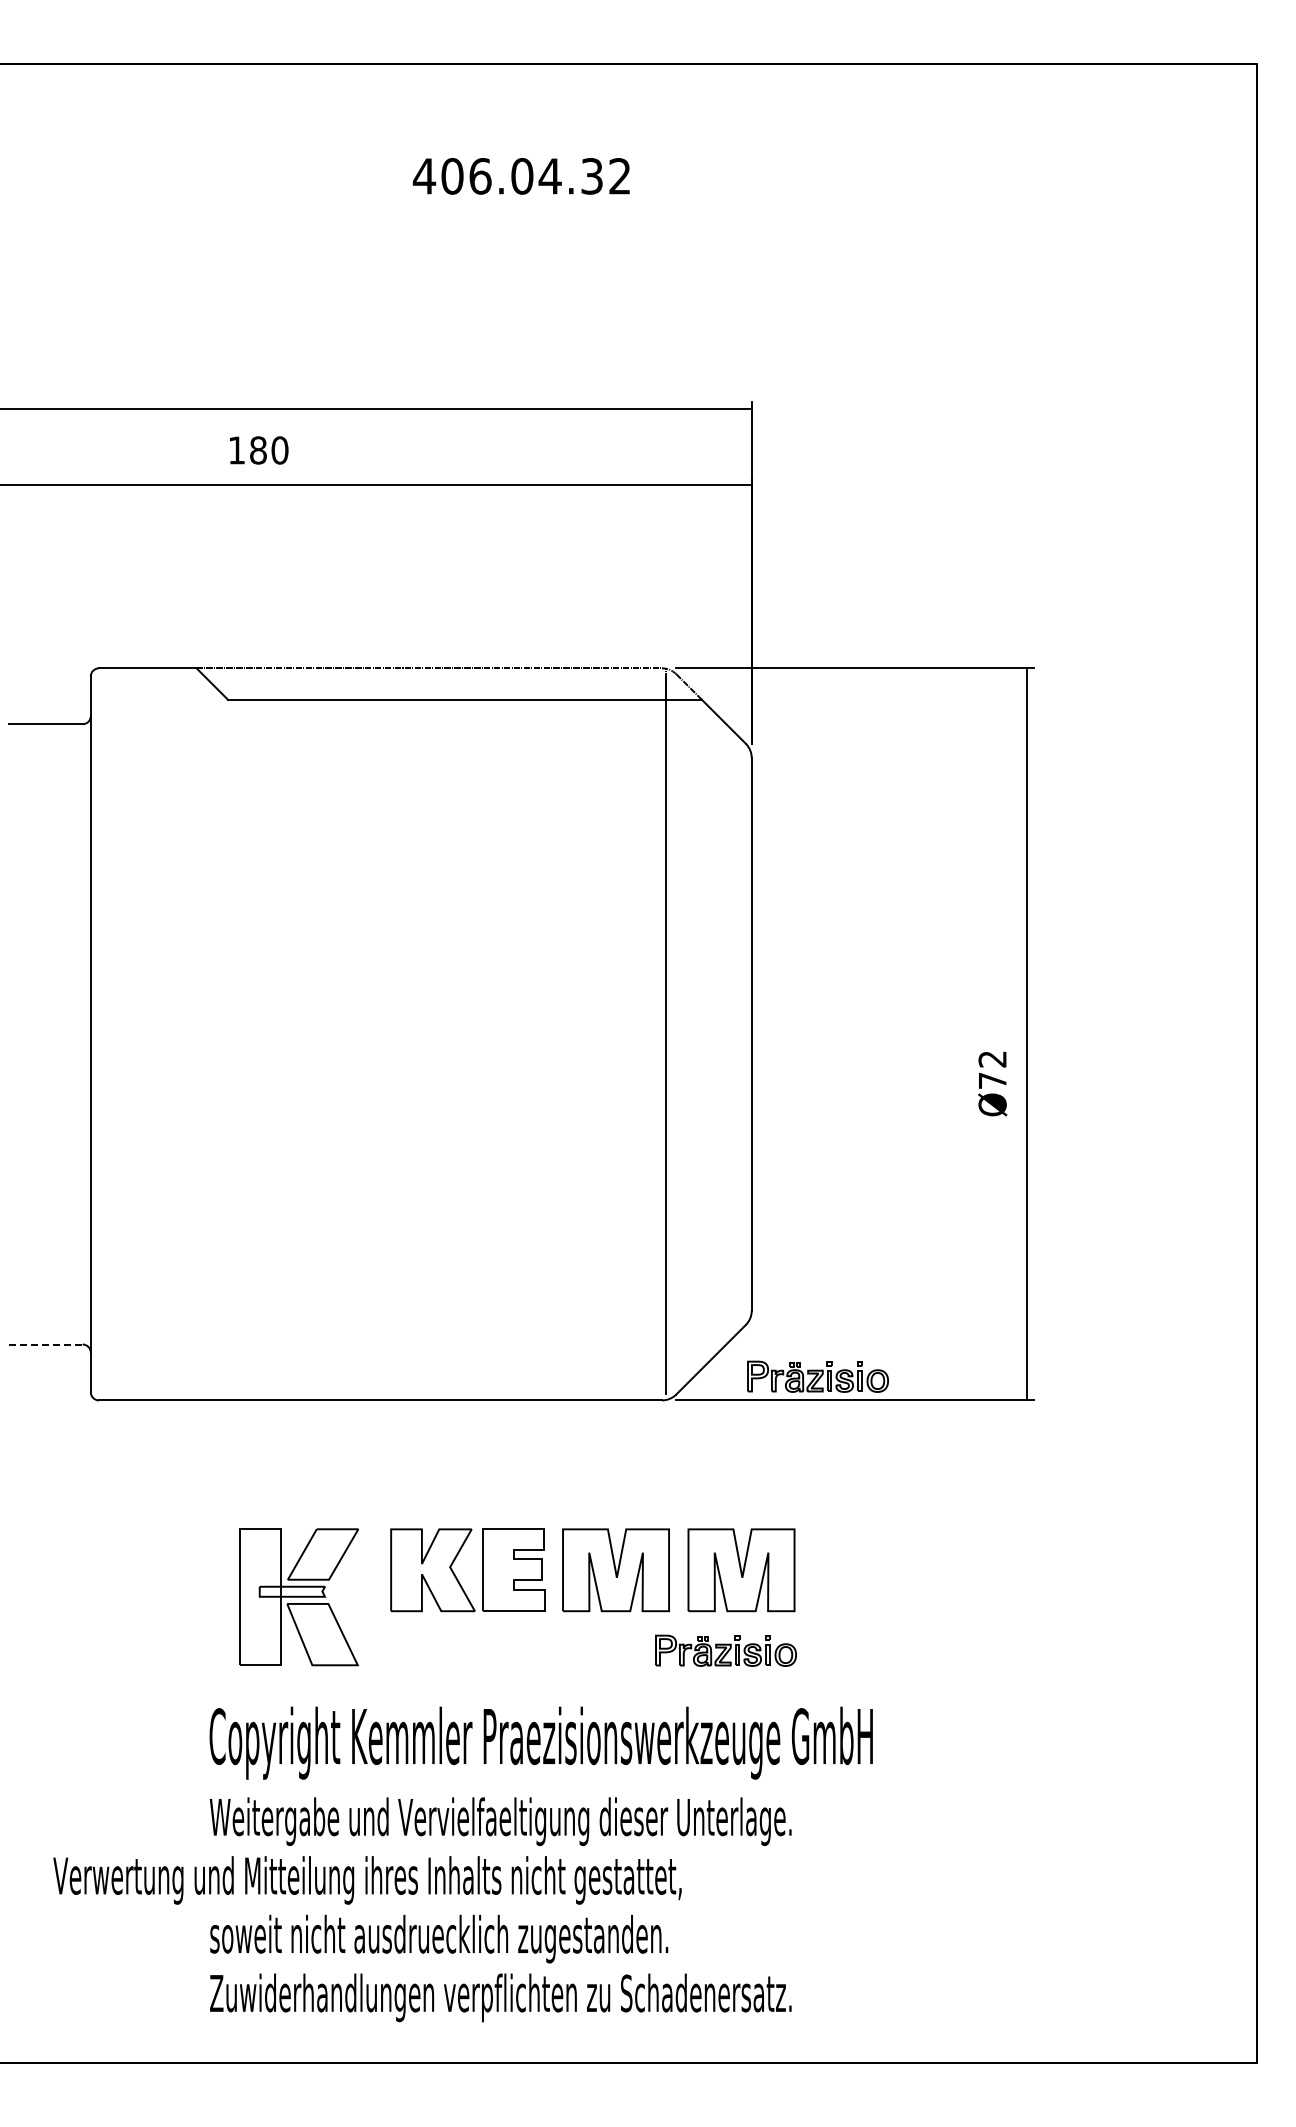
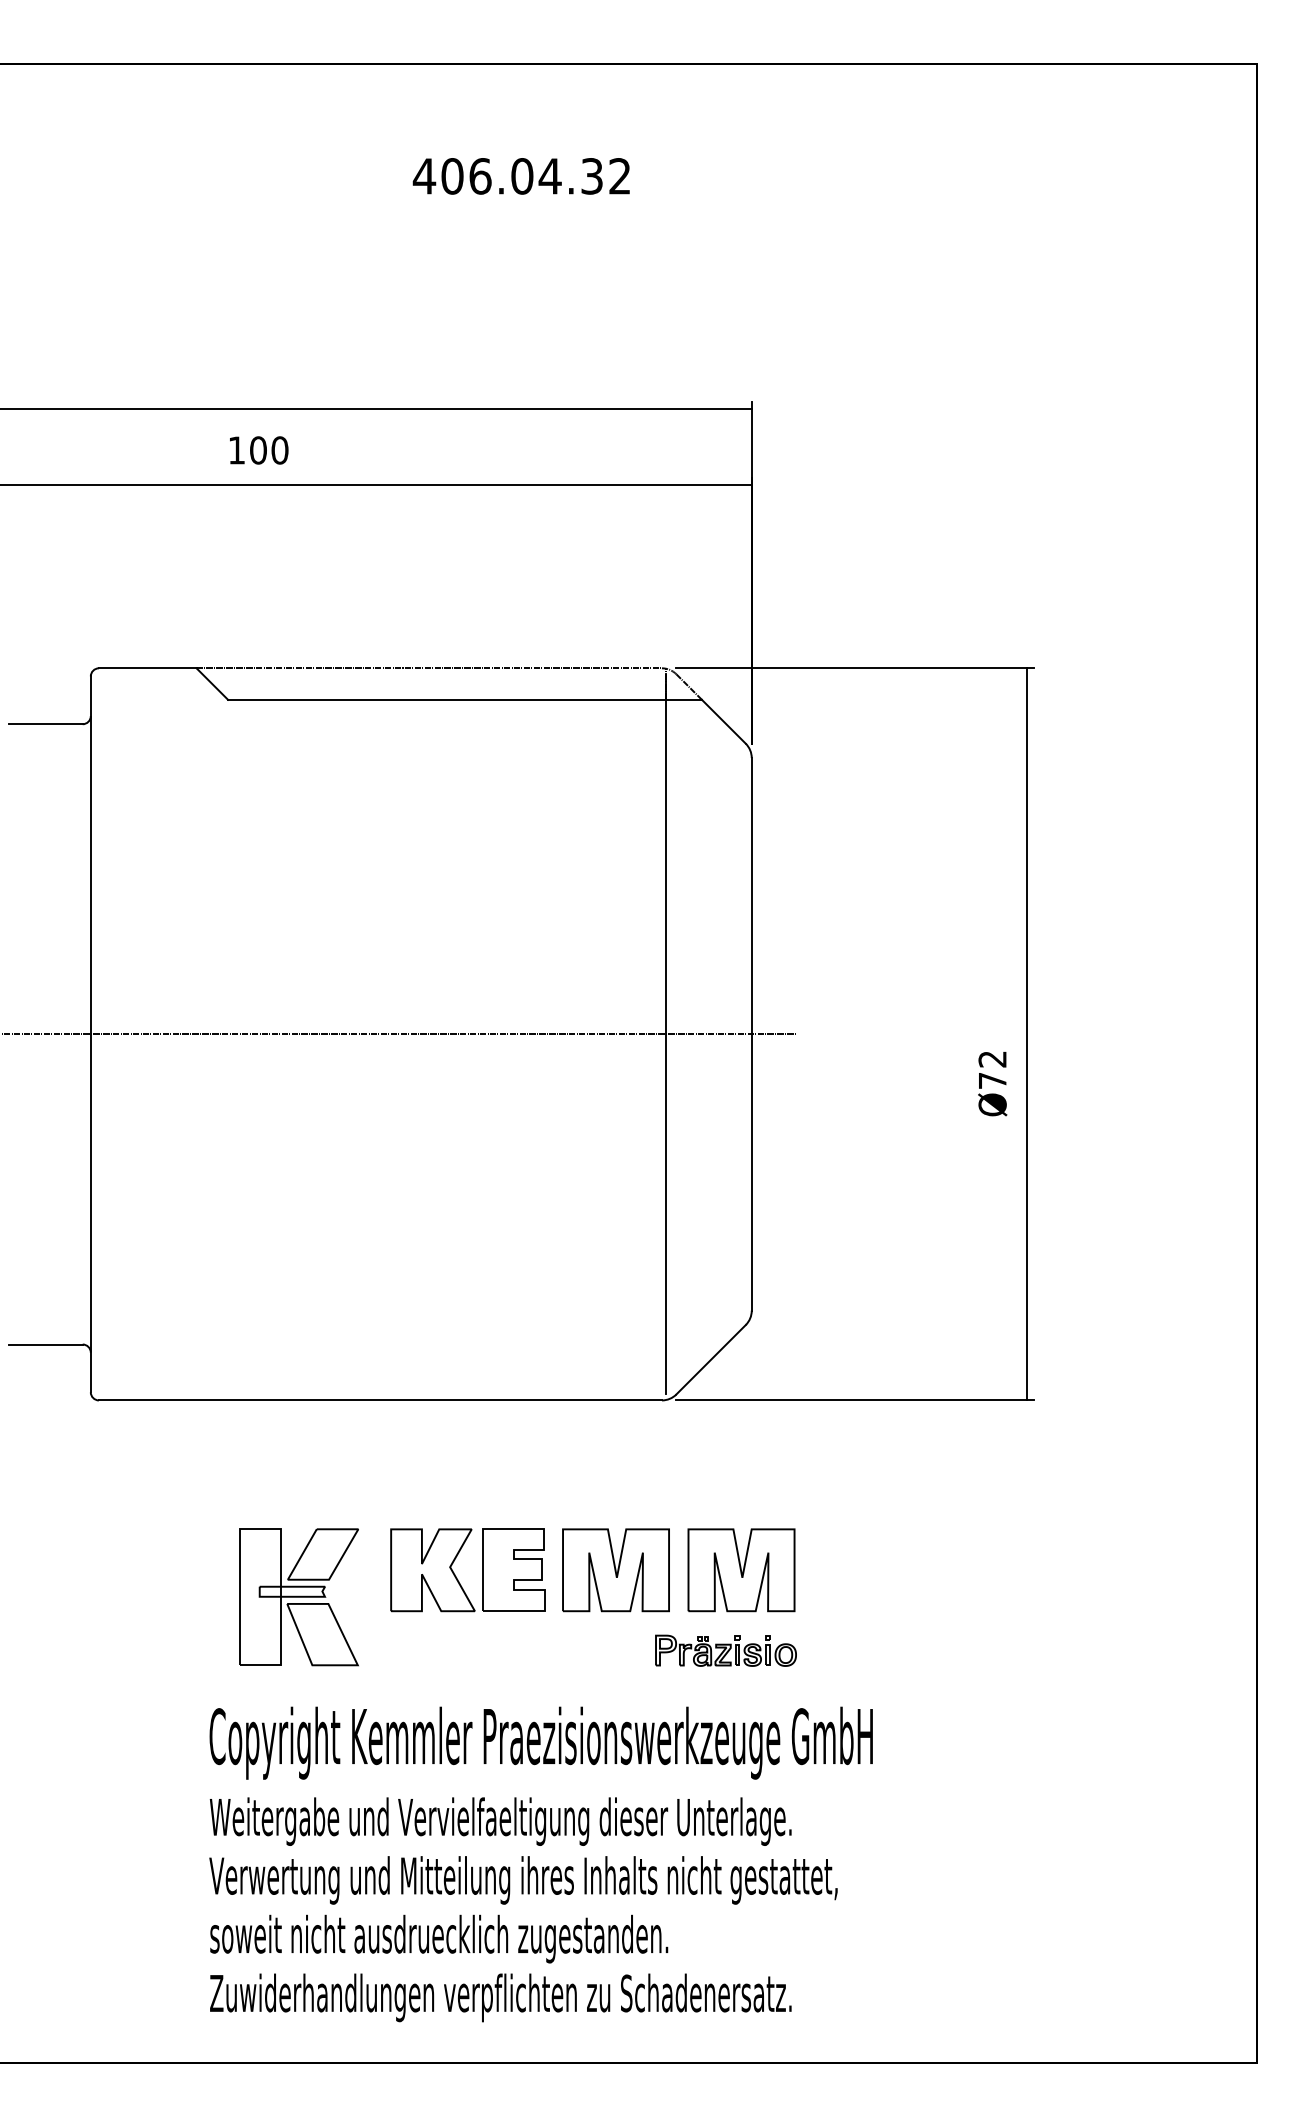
text: 180 -> 100 (258, 450)
line: none -> present (399, 1034)
line: dashed -> solid (46, 1344)
part: present -> none (817, 1376)
text position: (367, 1880) -> (523, 1880) (523, 1880)
